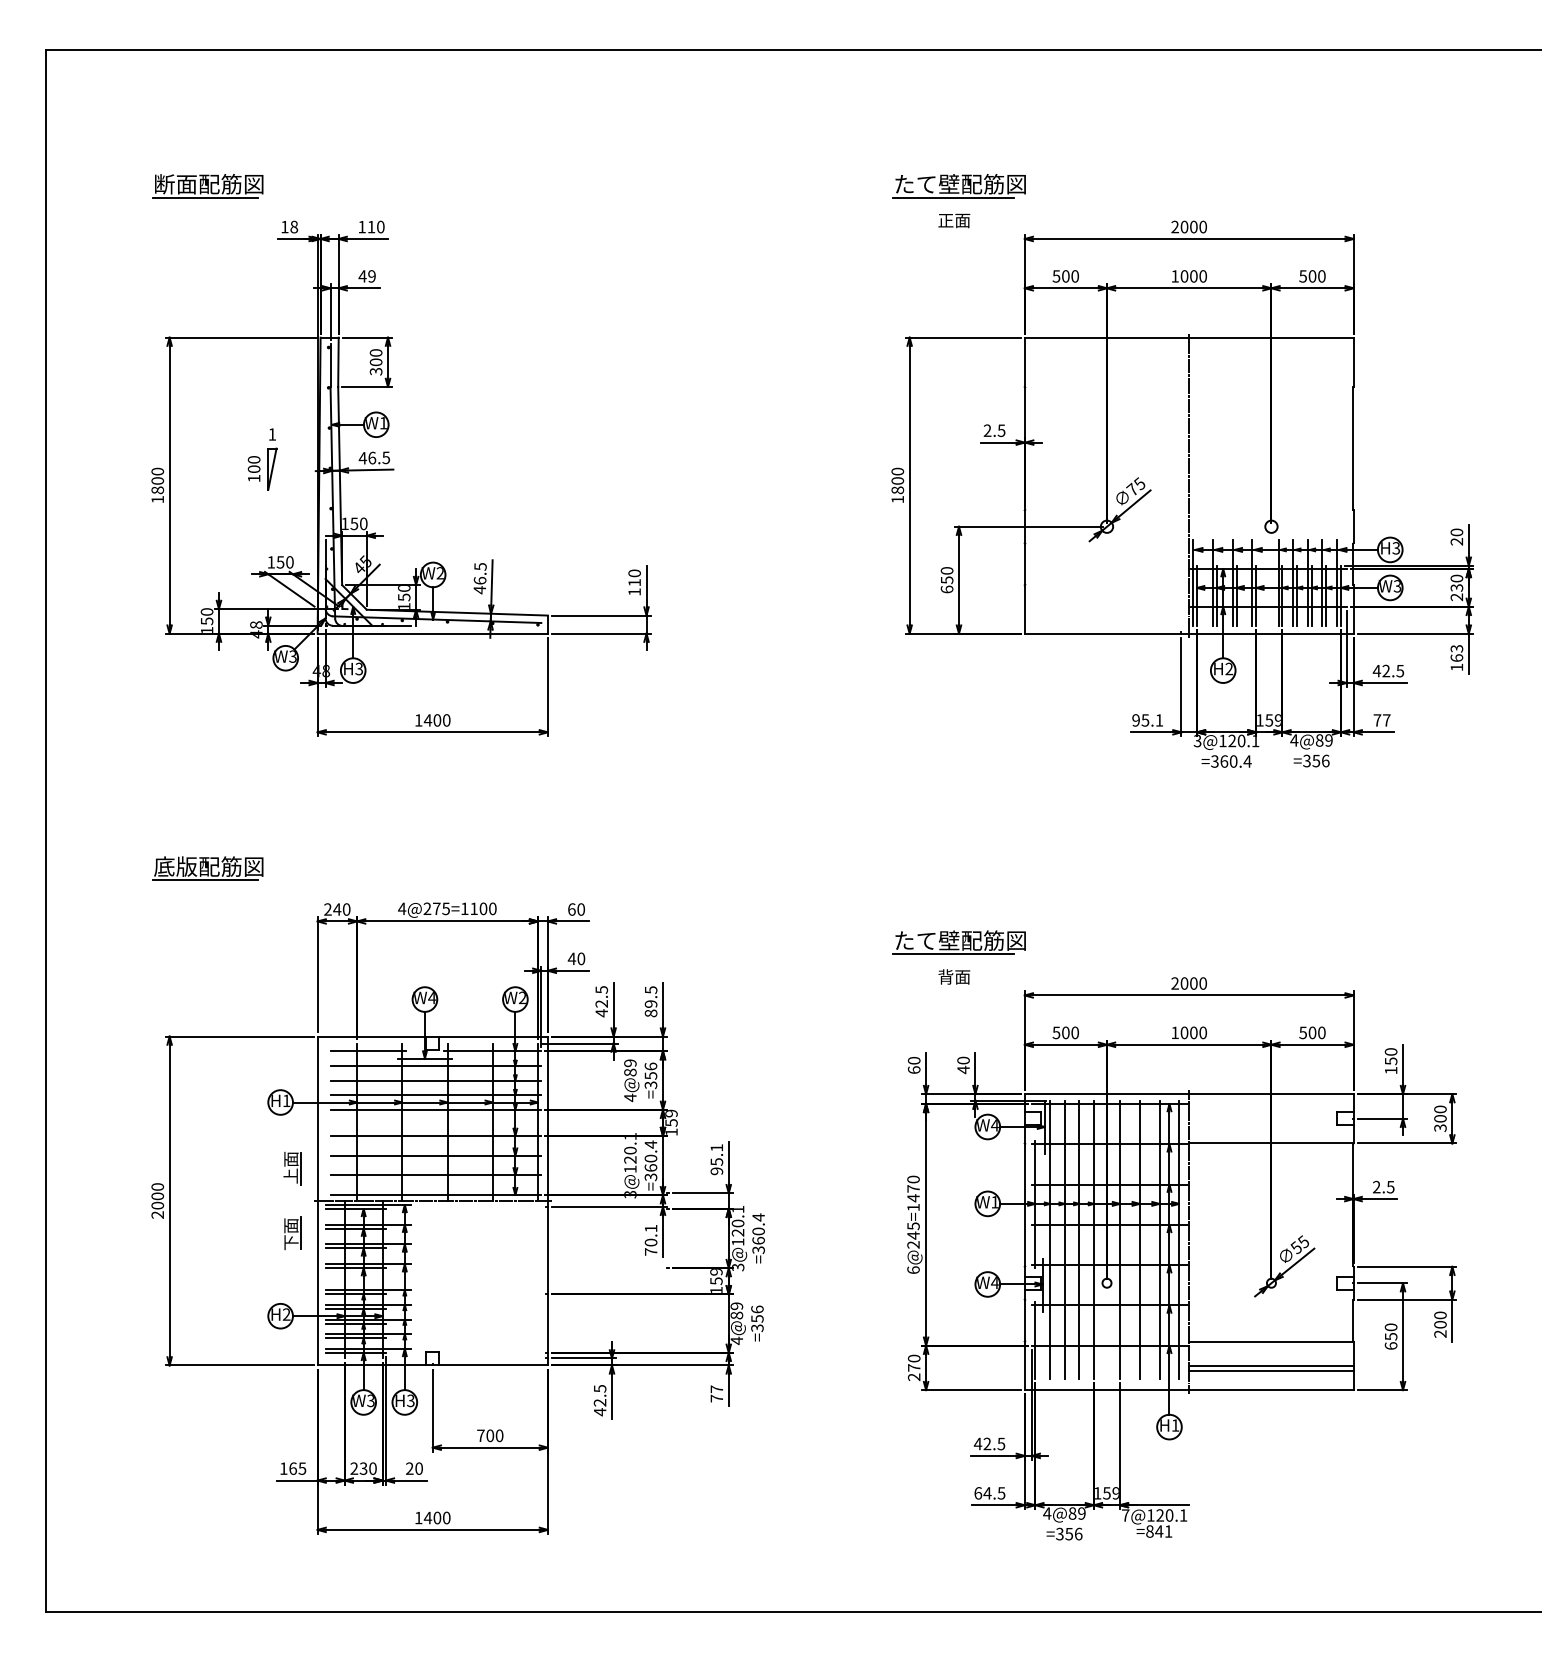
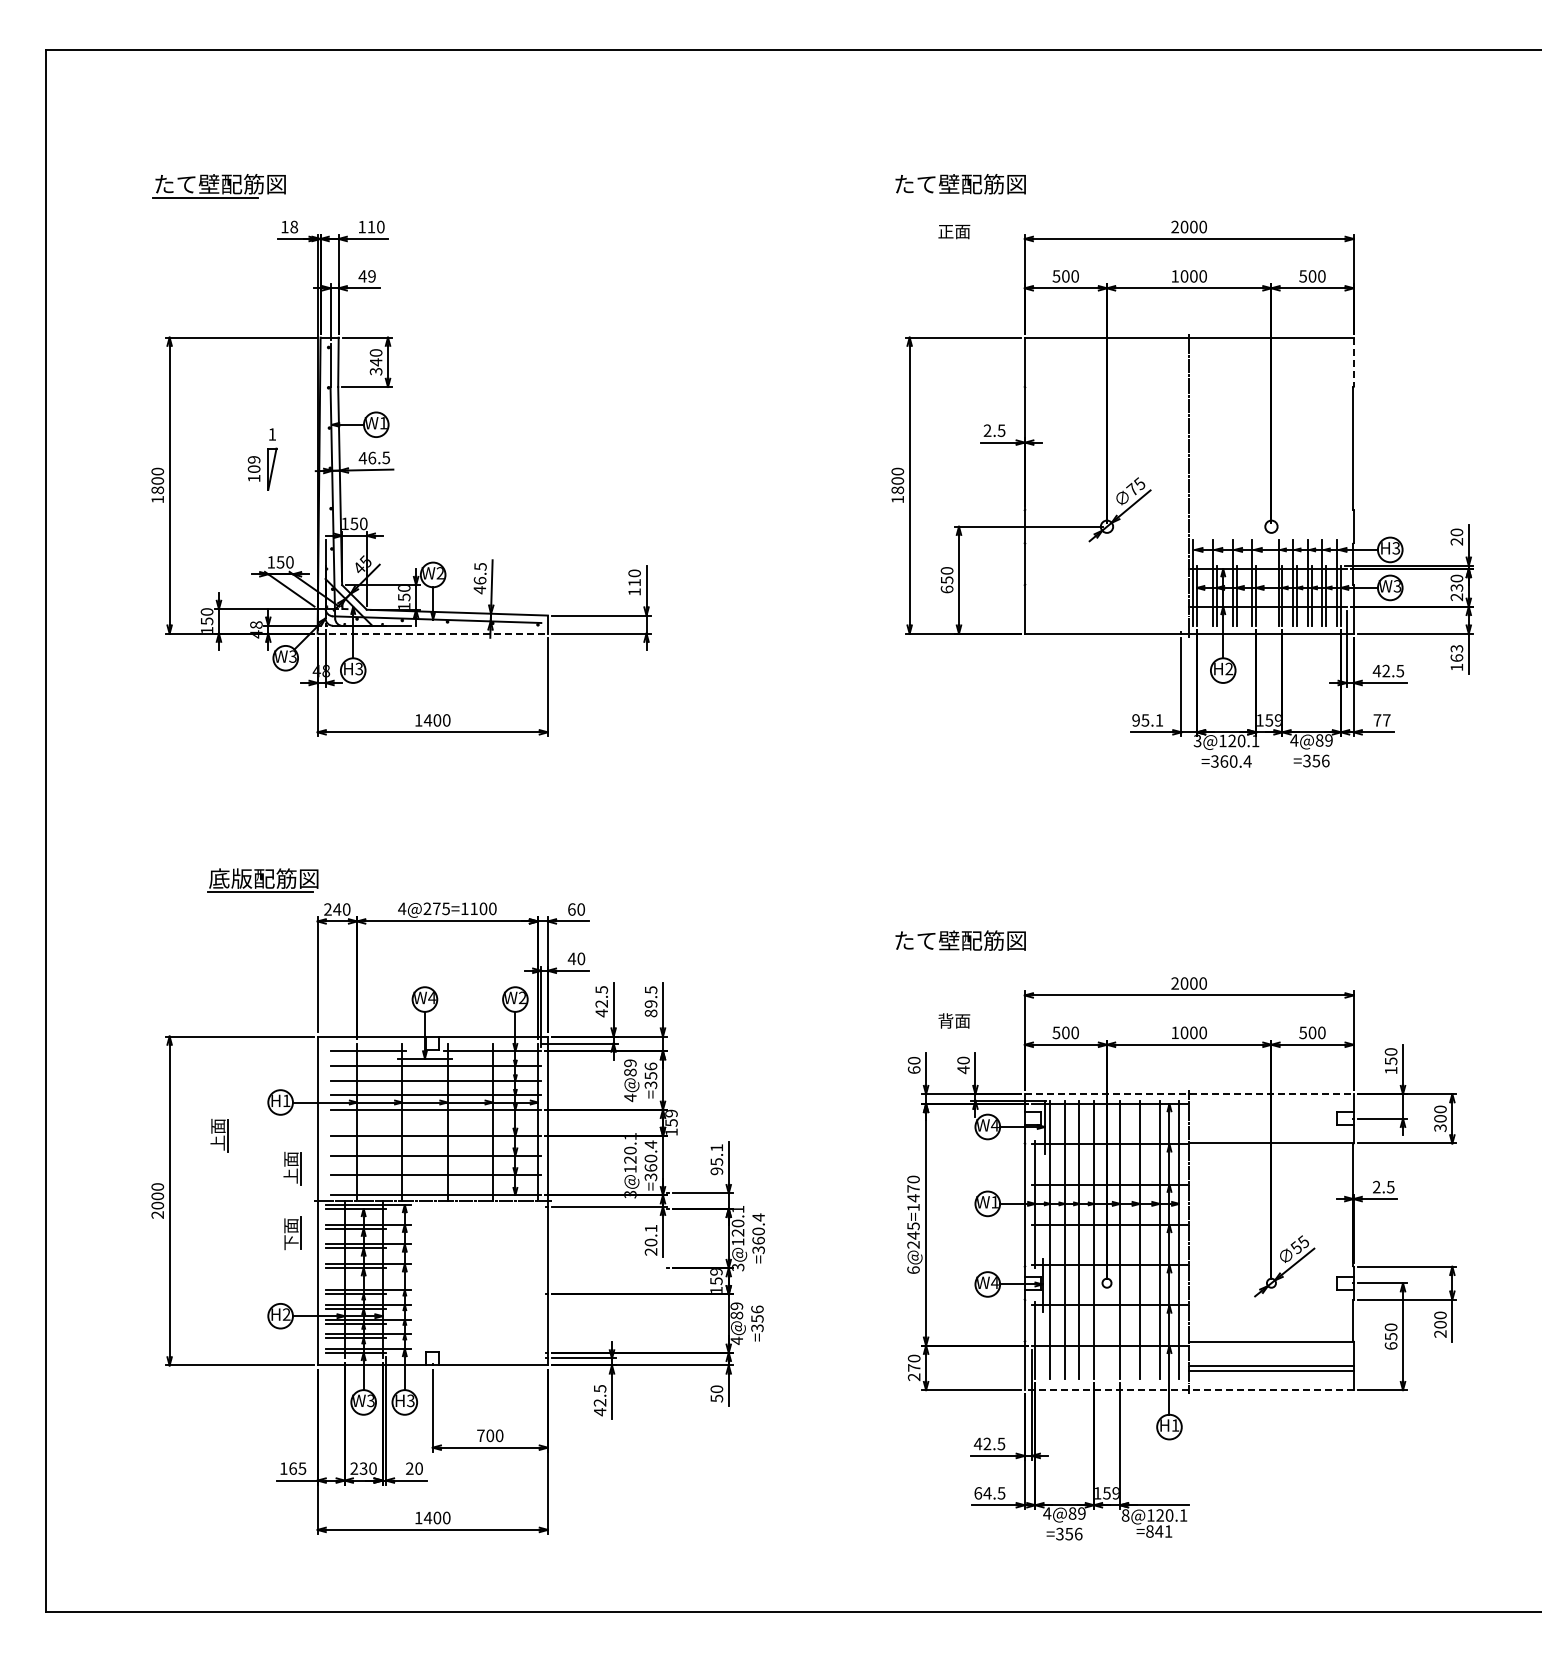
text: 断面配筋図 -> たて壁配筋図 (220, 183)
line: present -> none (953, 197)
text position: (954, 220) -> (954, 231) (954, 231)
text: 300 -> 340 (375, 362)
line: solid -> dashed (1353, 362)
text: 100 -> 109 (254, 459)
line: solid -> dashed (433, 633)
part position: (207, 868) -> (262, 880) (262, 880)
line: present -> none (953, 954)
text position: (954, 976) -> (954, 1020) (954, 1020)
line: solid -> dashed (1189, 1094)
part: none -> present (219, 1135)
text: 70.1 -> 20.1 (650, 1251)
line: solid -> dashed (1188, 1390)
text: 77 -> 50 (716, 1393)
text: 7@120.1 -> 8@120.1 (1125, 1515)
